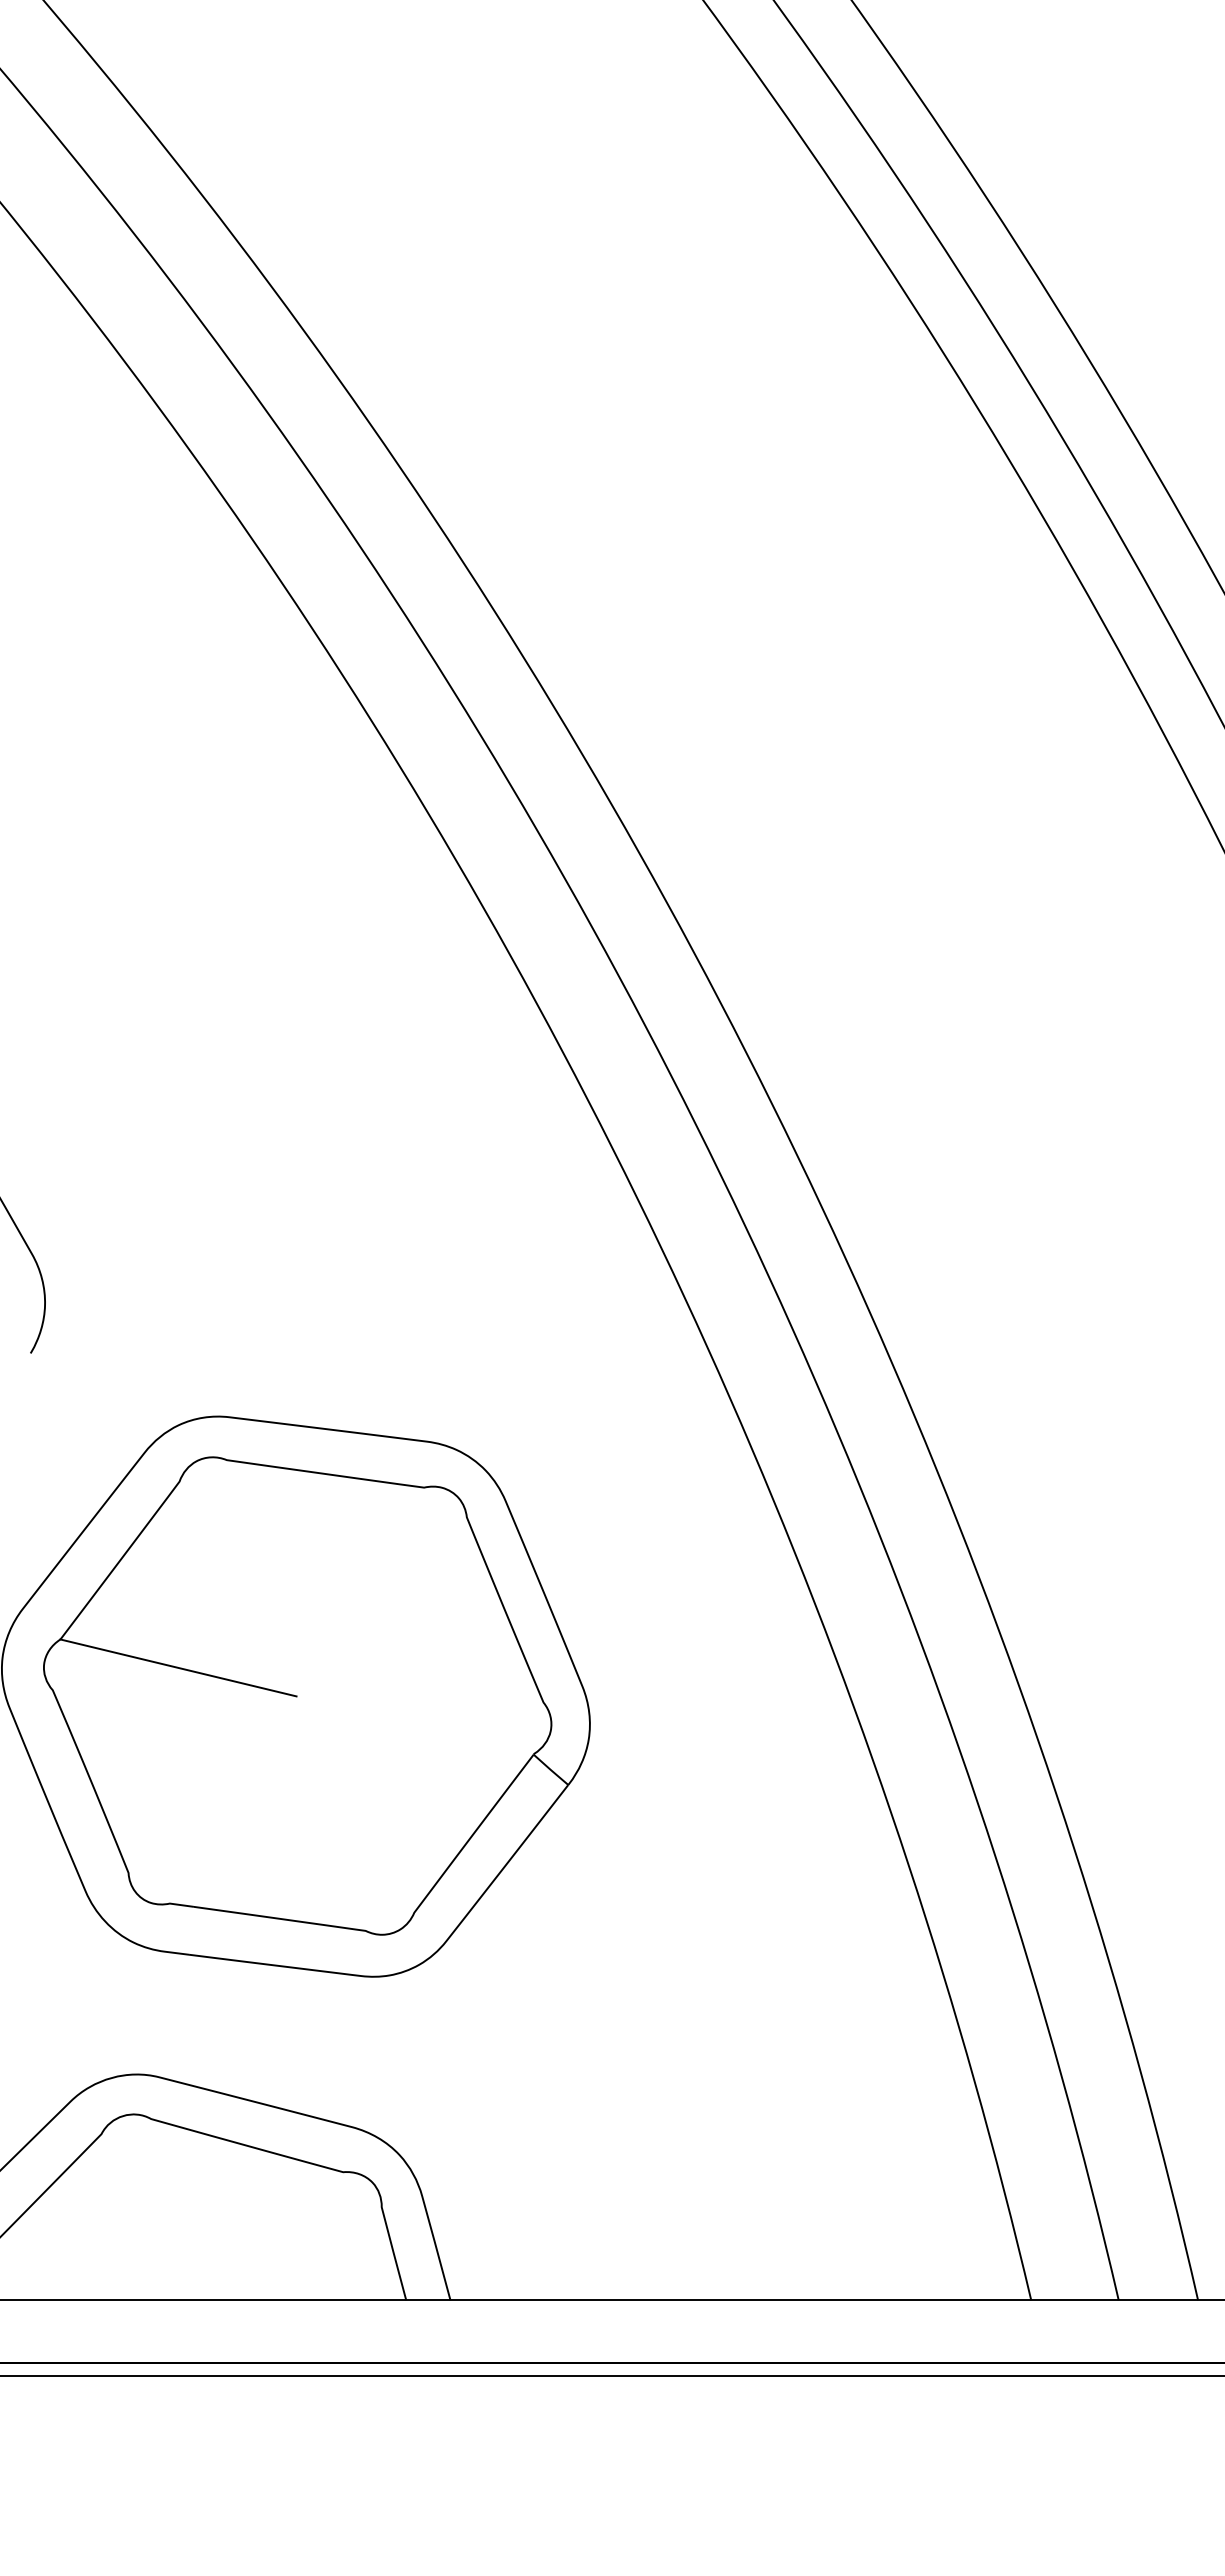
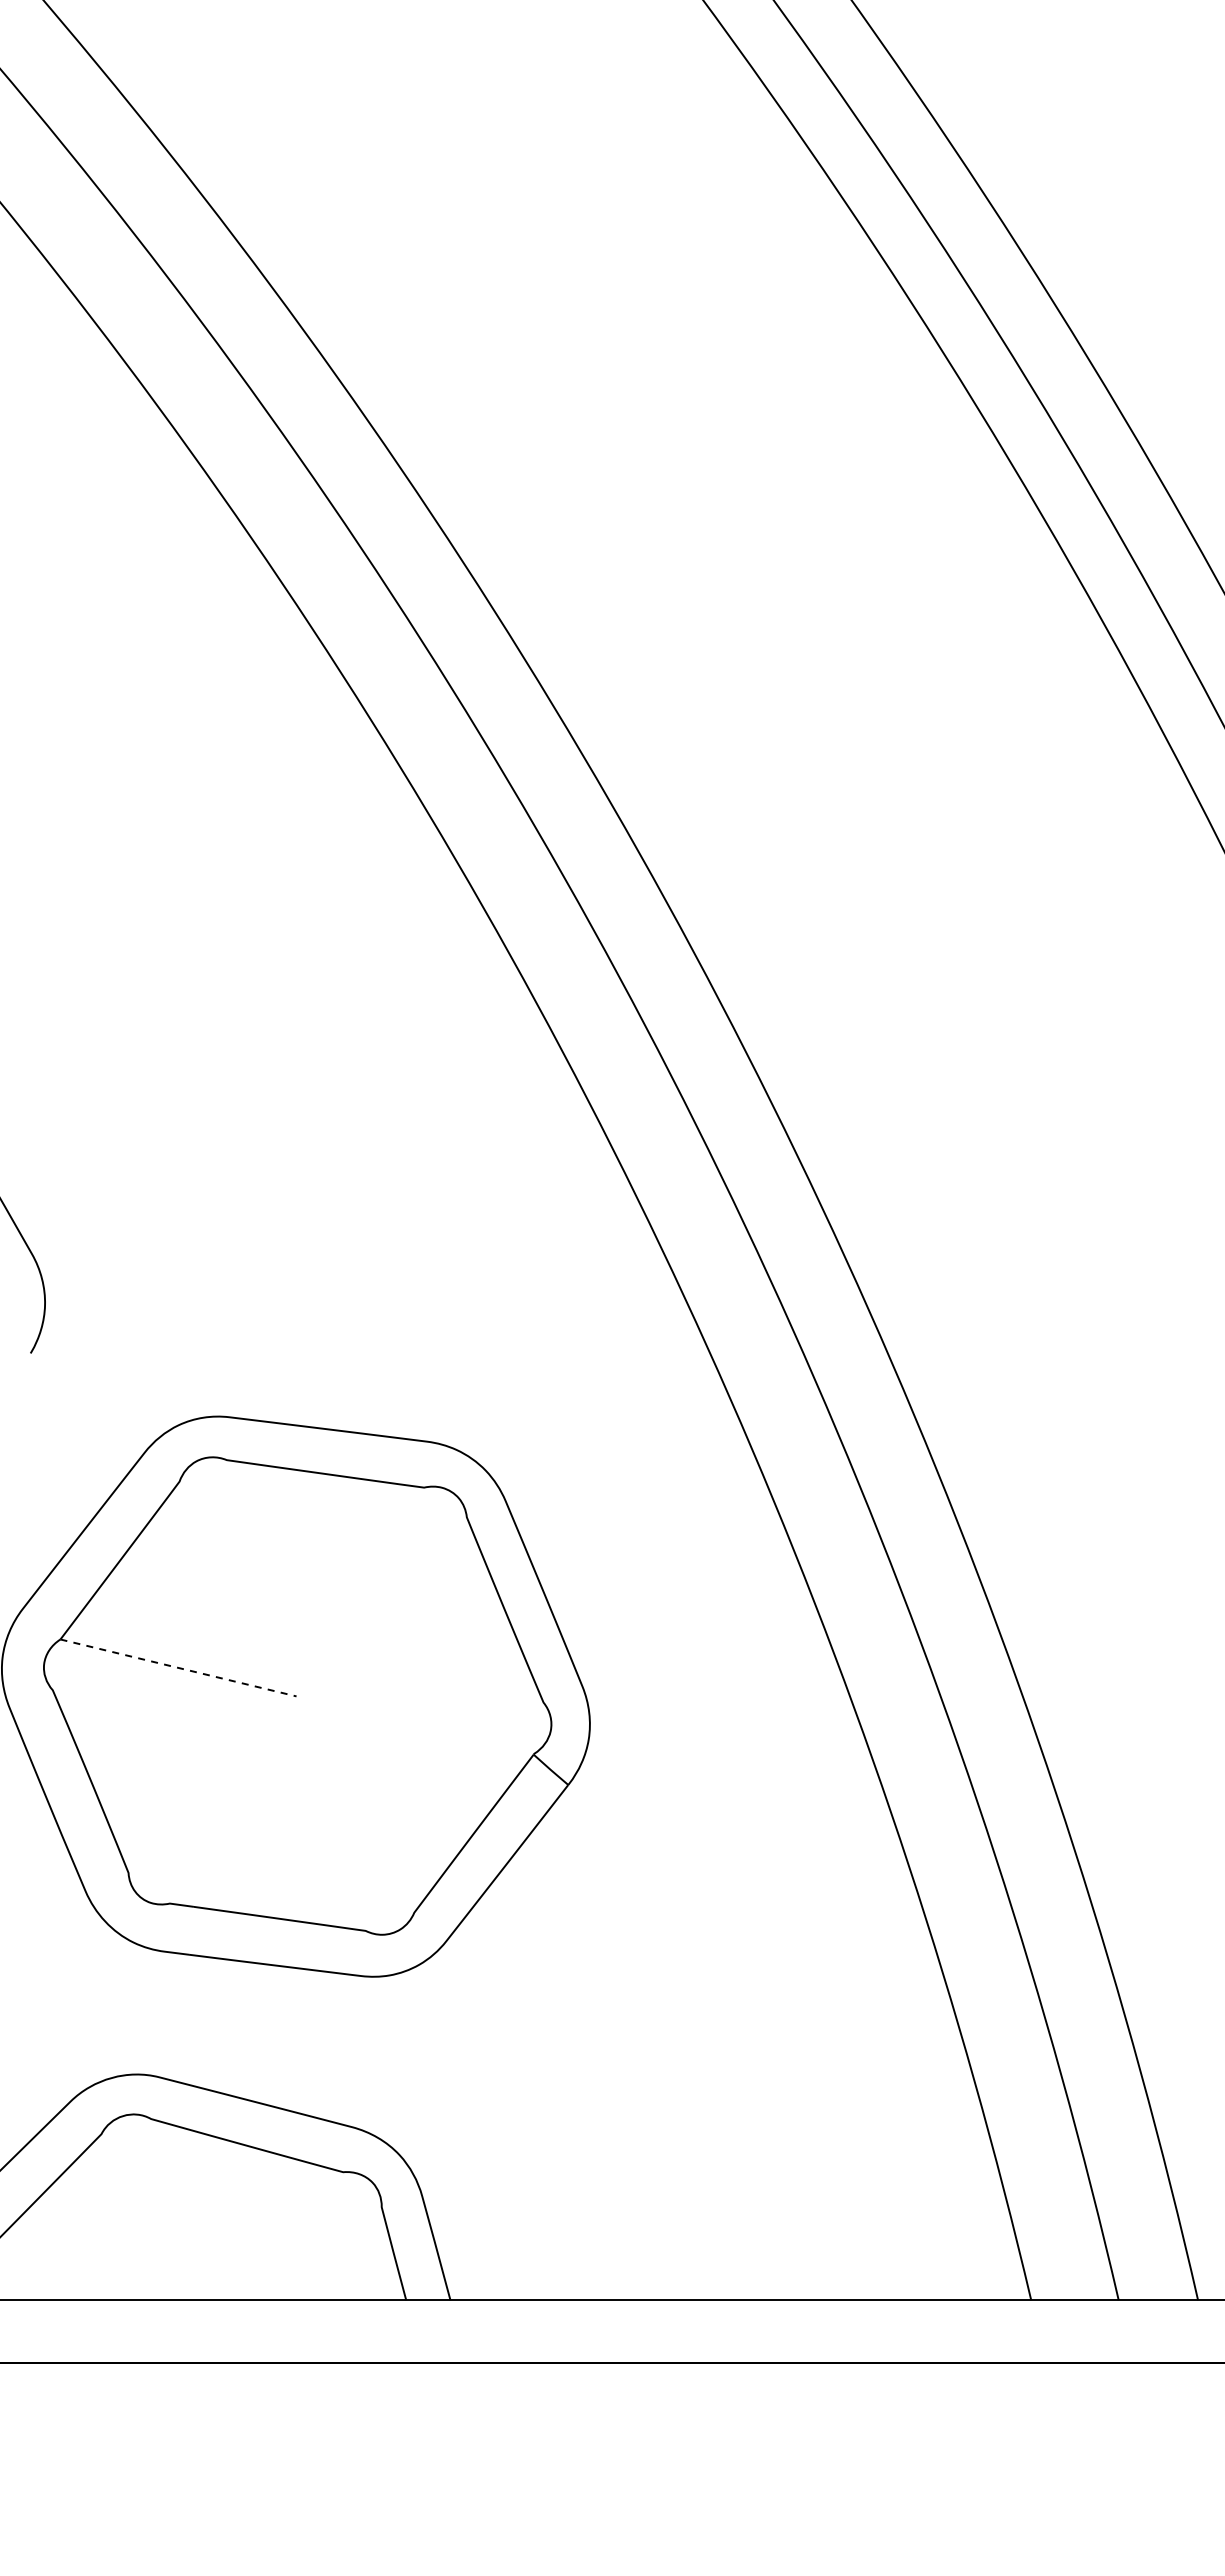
line: solid -> dashed (178, 1668)
line: present -> none (611, 2376)
